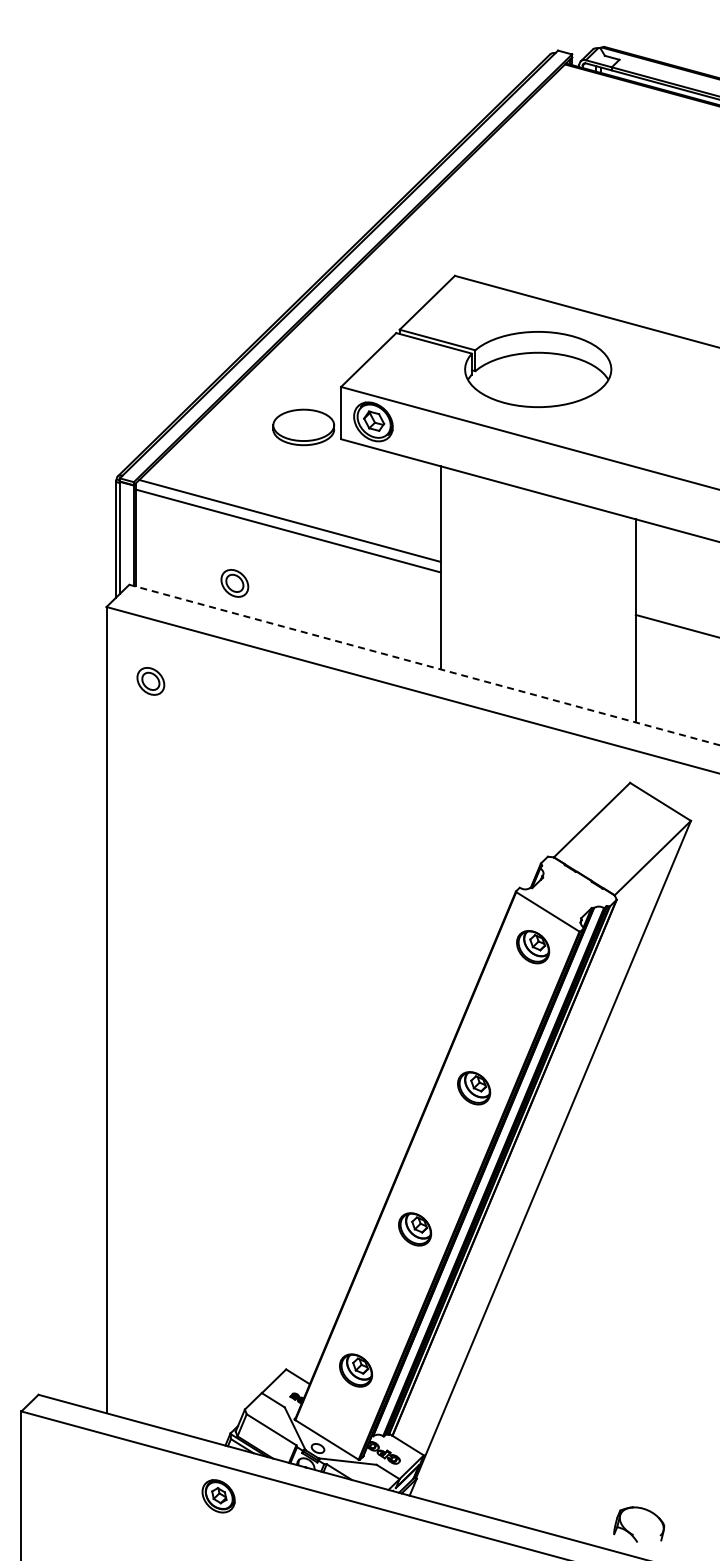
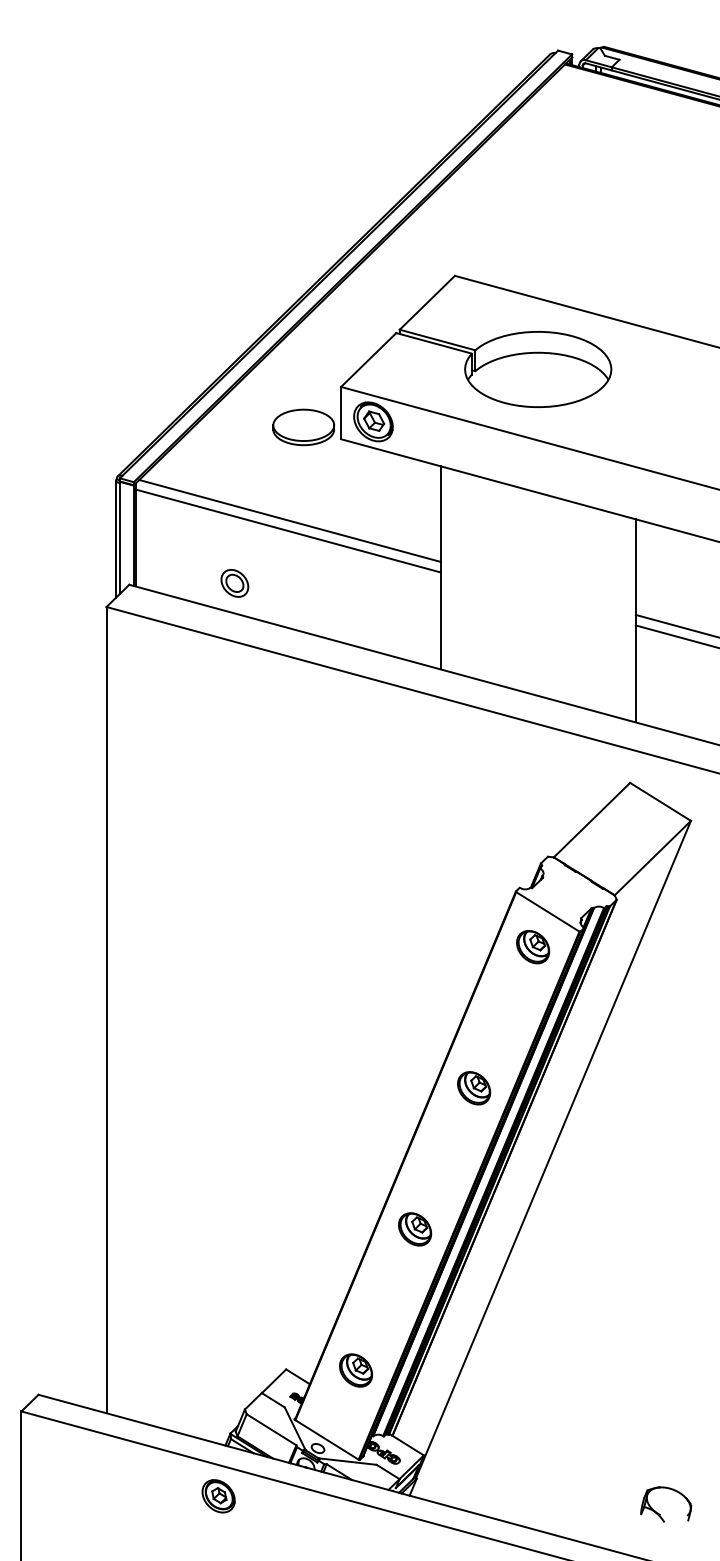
line: none -> present (675, 636)
line: dashed -> solid (424, 665)
part: present -> none (150, 681)
part position: (632, 1533) -> (659, 1513) (659, 1513)
